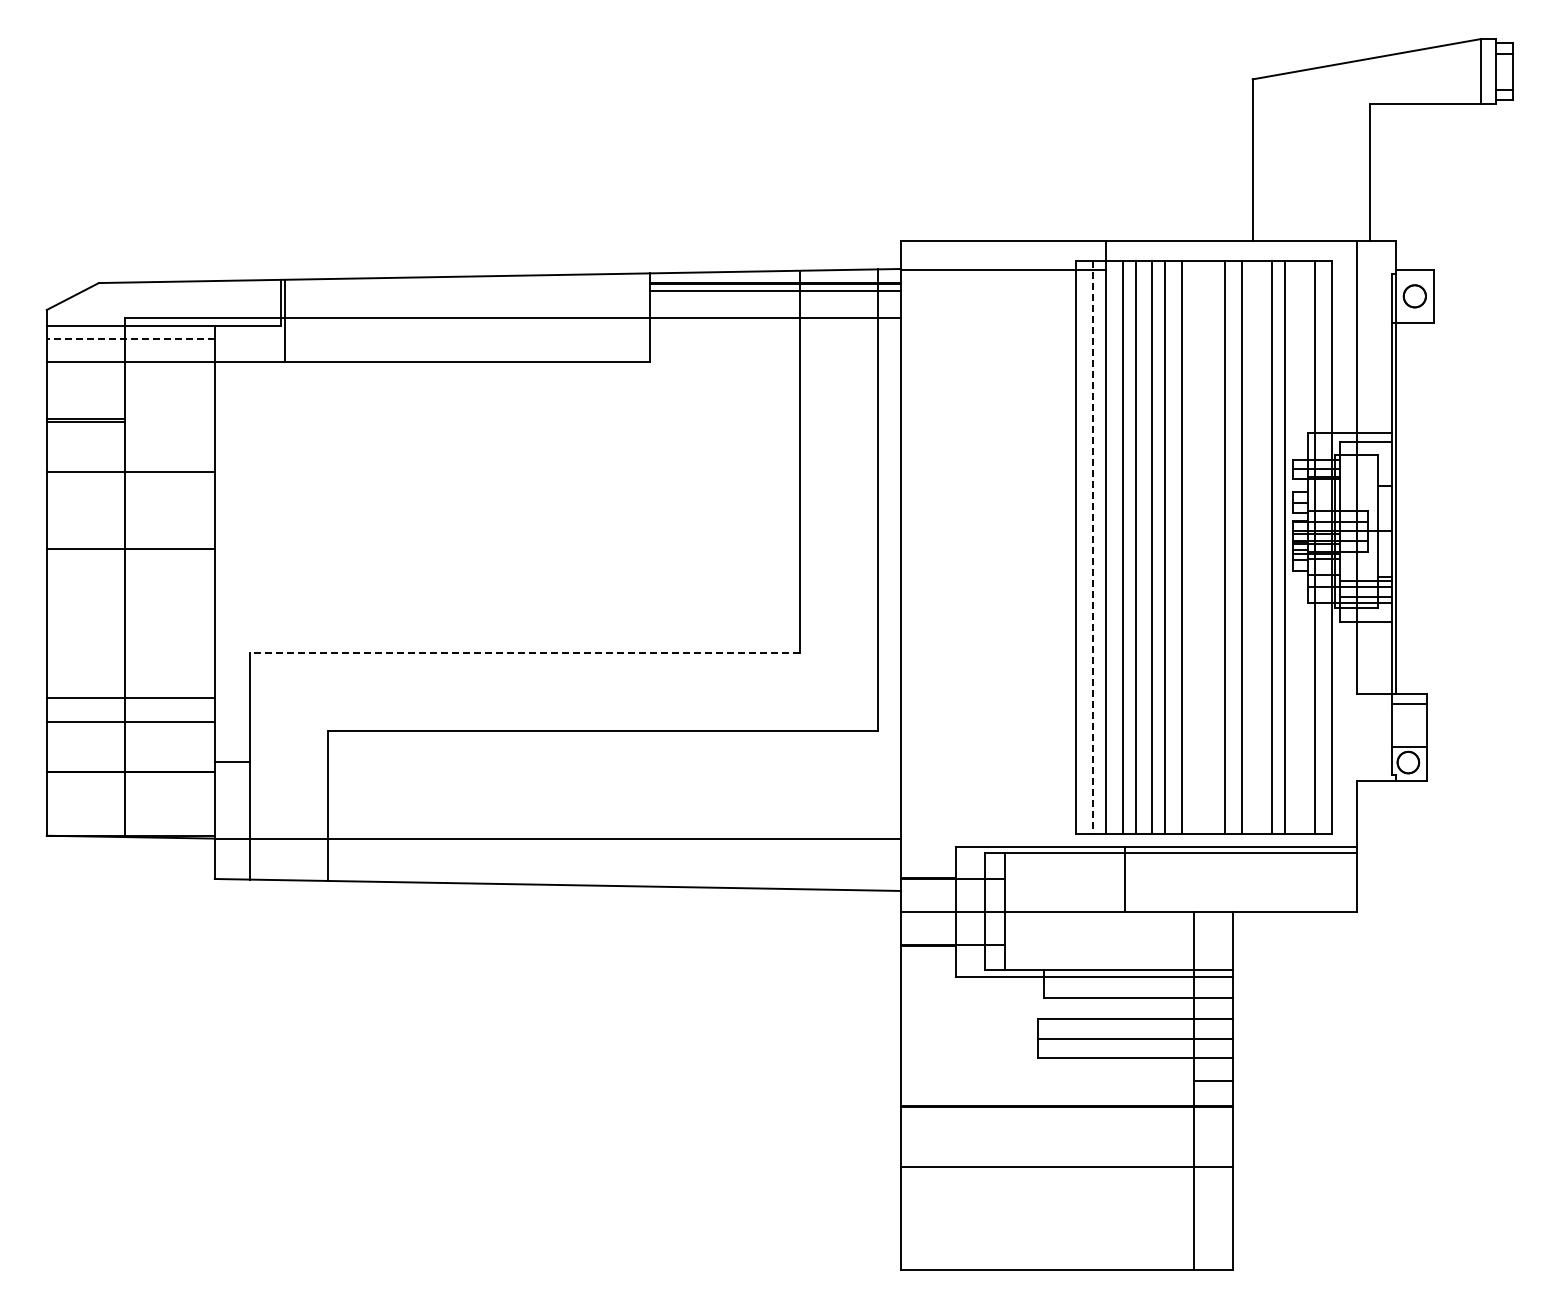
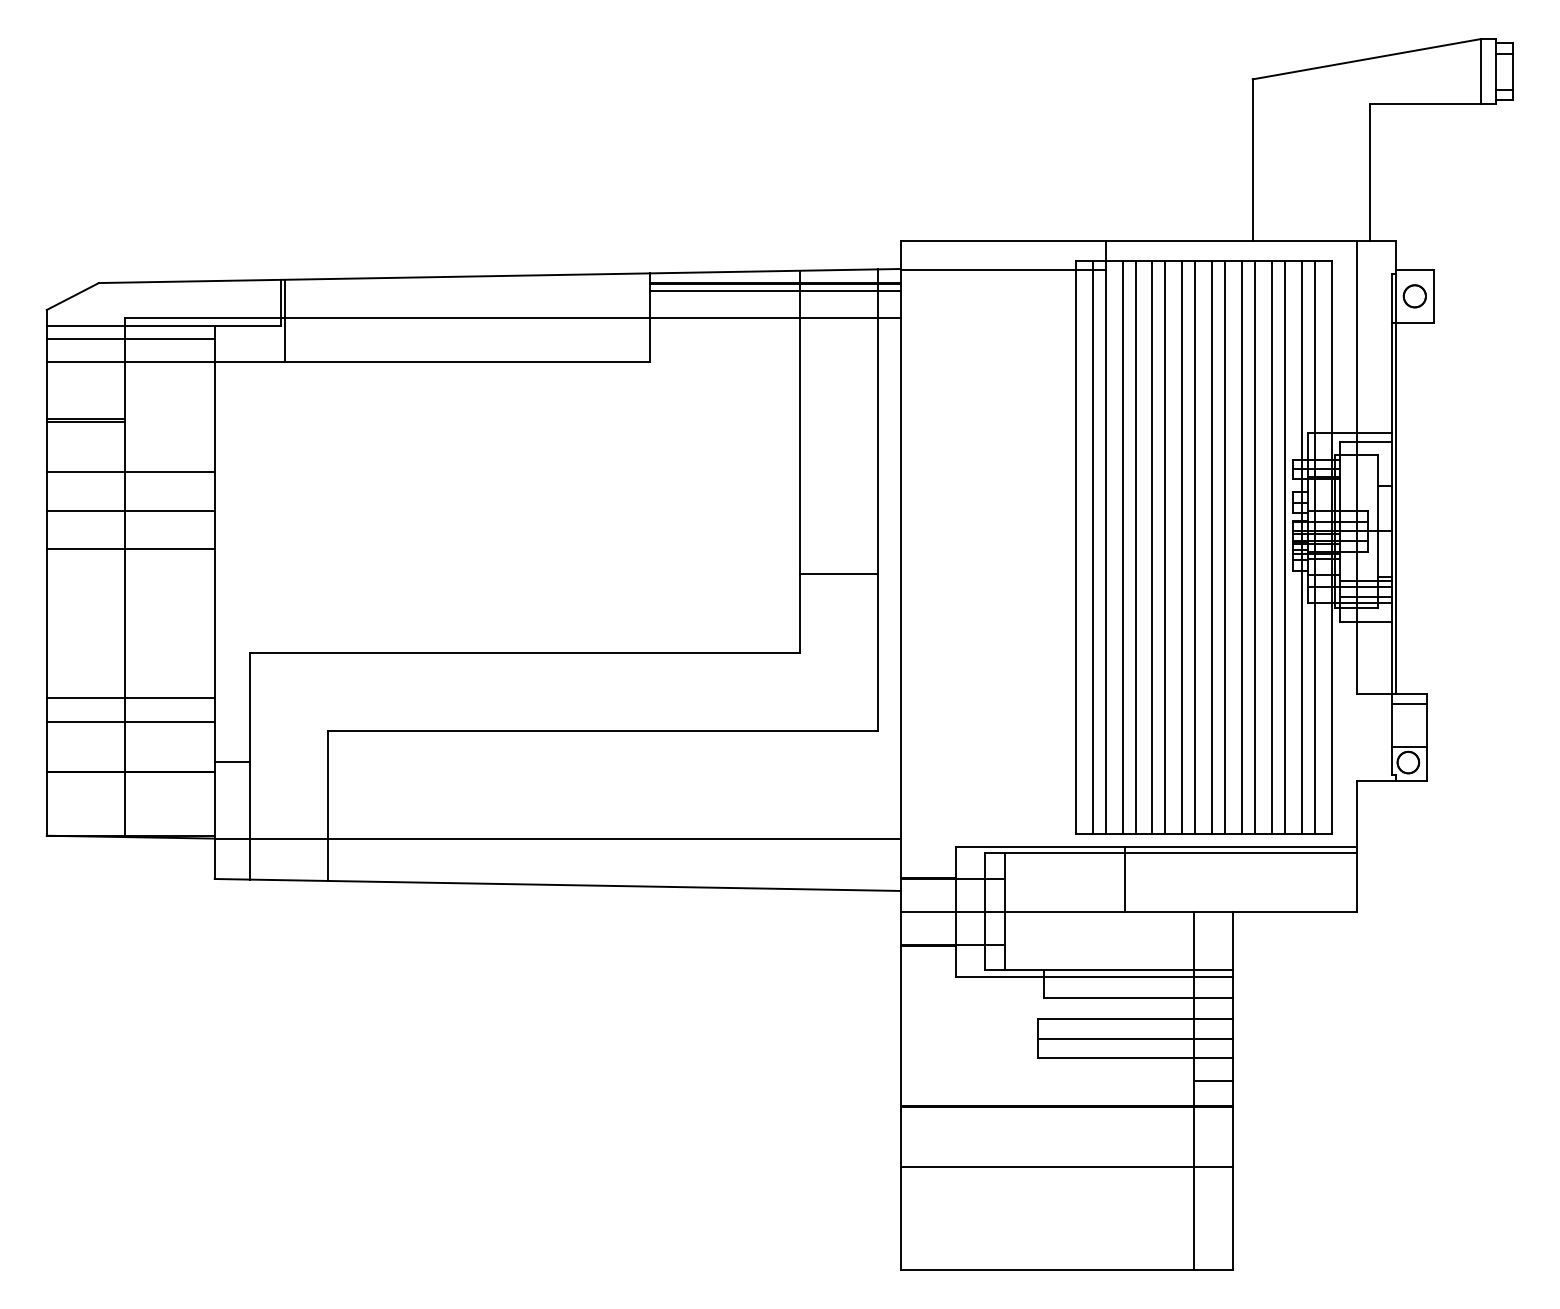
line: dashed -> solid (130, 338)
line: none -> present (130, 510)
line: none -> present (1195, 546)
line: none -> present (1212, 546)
line: none -> present (1255, 546)
line: none -> present (1302, 546)
line: dashed -> solid (1092, 547)
line: none -> present (838, 574)
line: dashed -> solid (524, 652)
